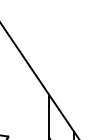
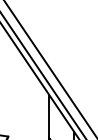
line: none -> present (49, 68)
line: none -> present (43, 75)
